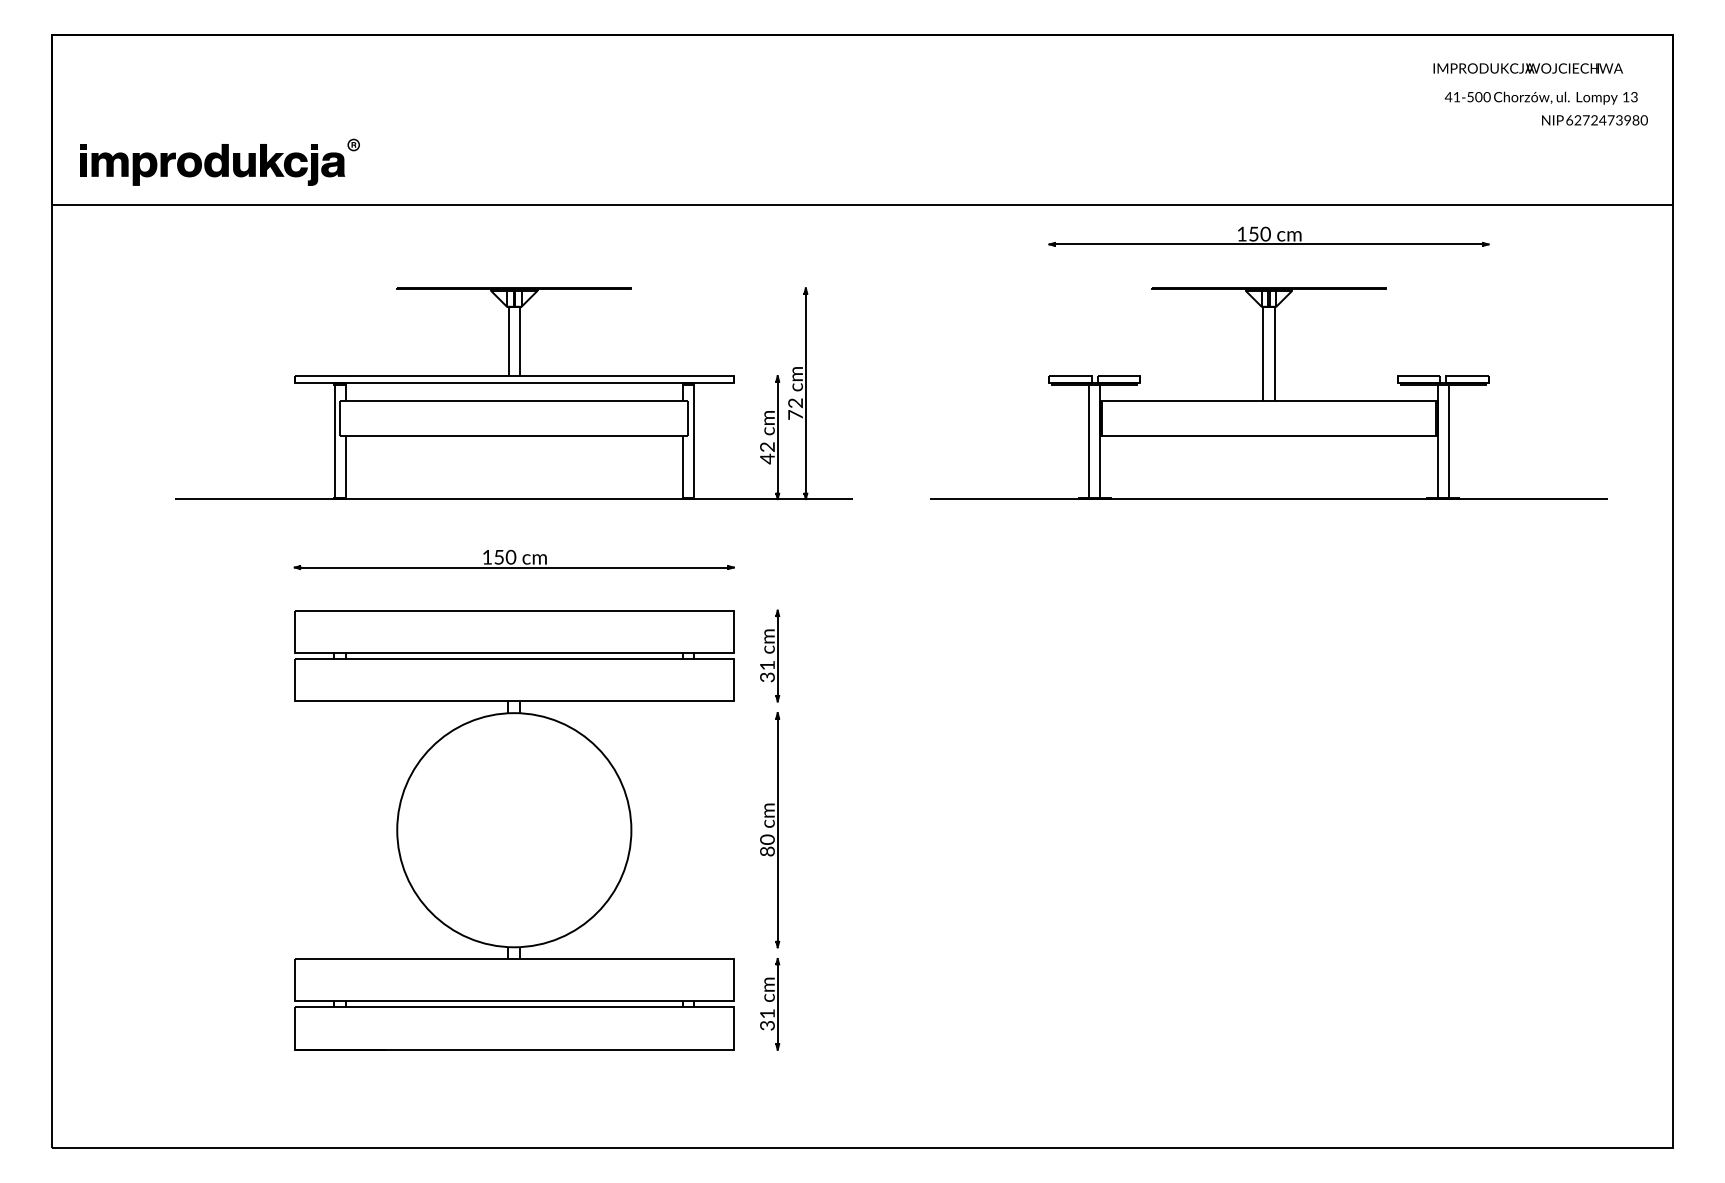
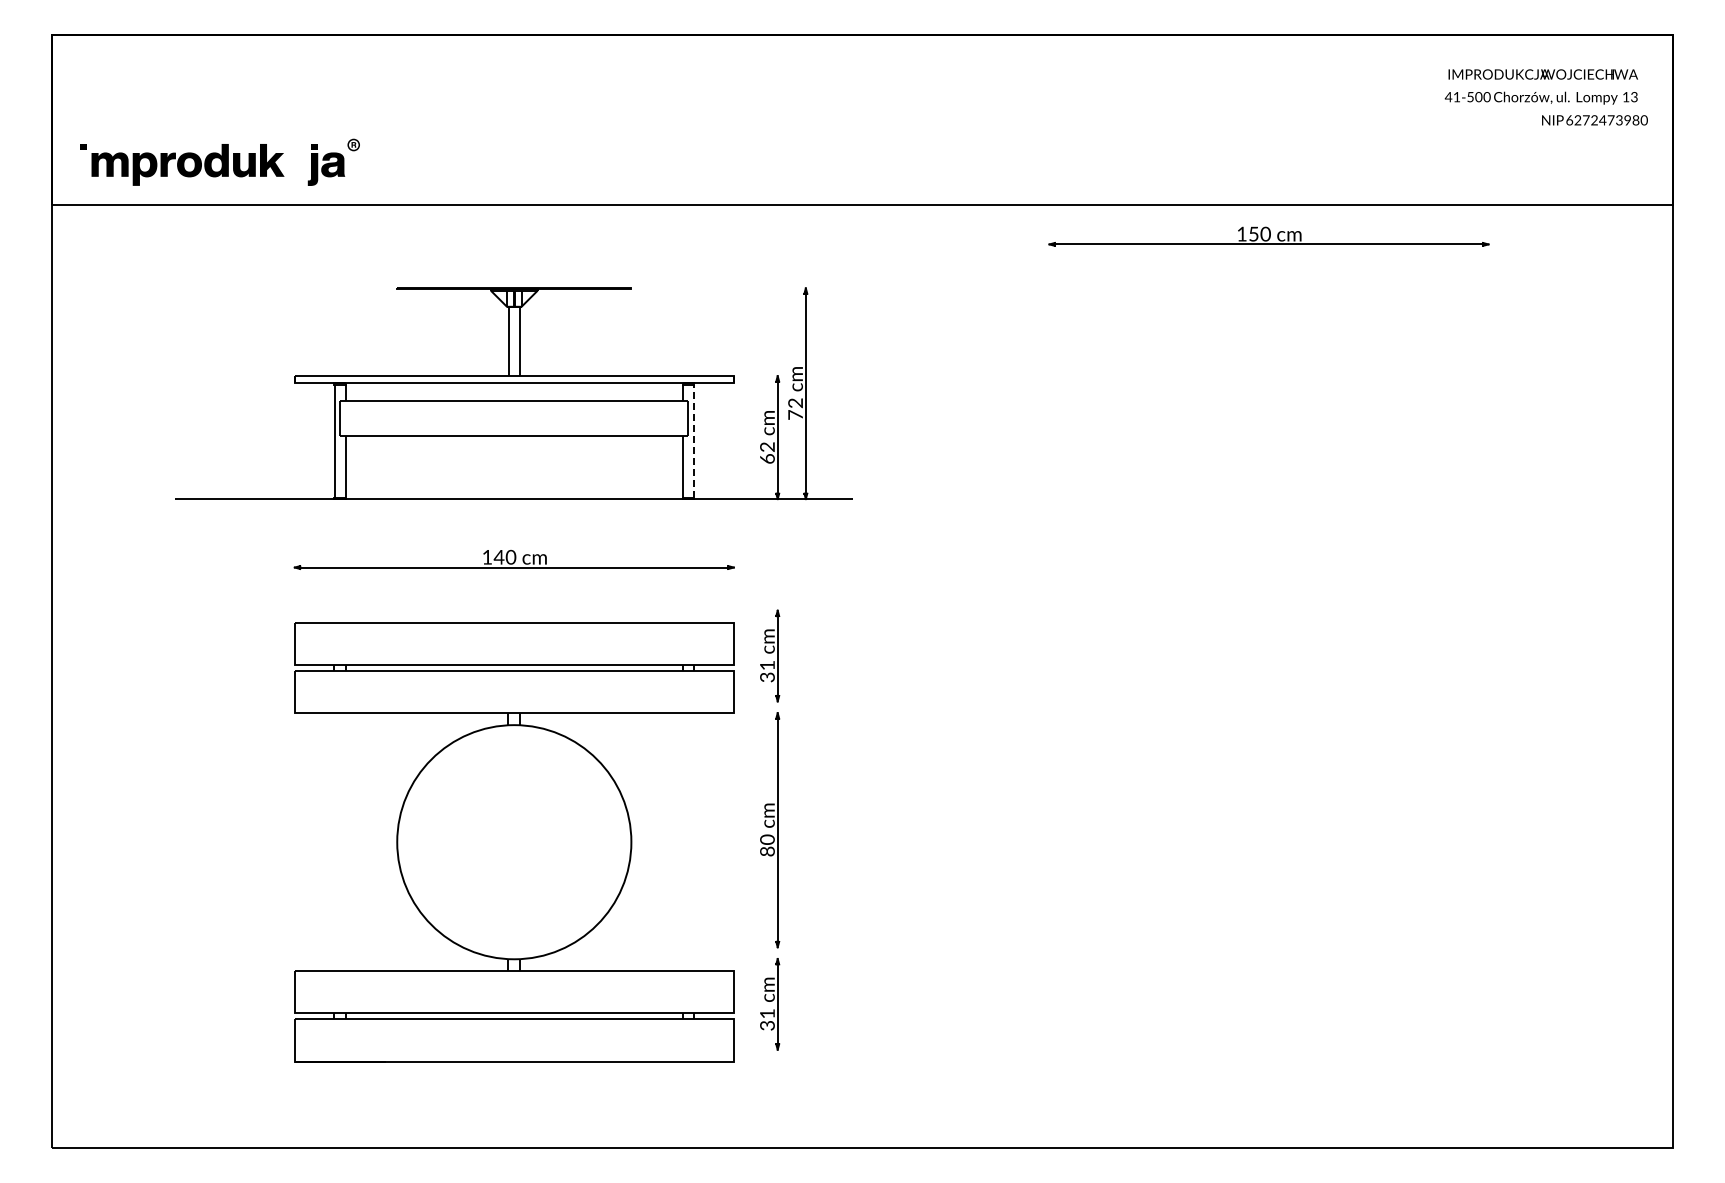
text position: (1527, 68) -> (1542, 74) (1542, 74)
fill: present -> none (83, 164)
fill: present -> none (295, 164)
part: present -> none (1268, 393)
line: solid -> dashed (694, 440)
text: 42 -> 62 (767, 458)
text: 150 -> 140 (498, 557)
part position: (514, 830) -> (514, 842) (514, 842)
